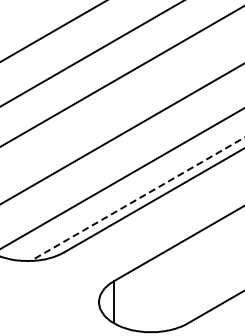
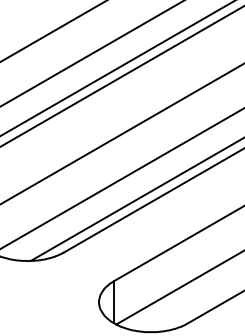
line: none -> present (117, 68)
line: dashed -> solid (137, 199)
line: none -> present (178, 288)
